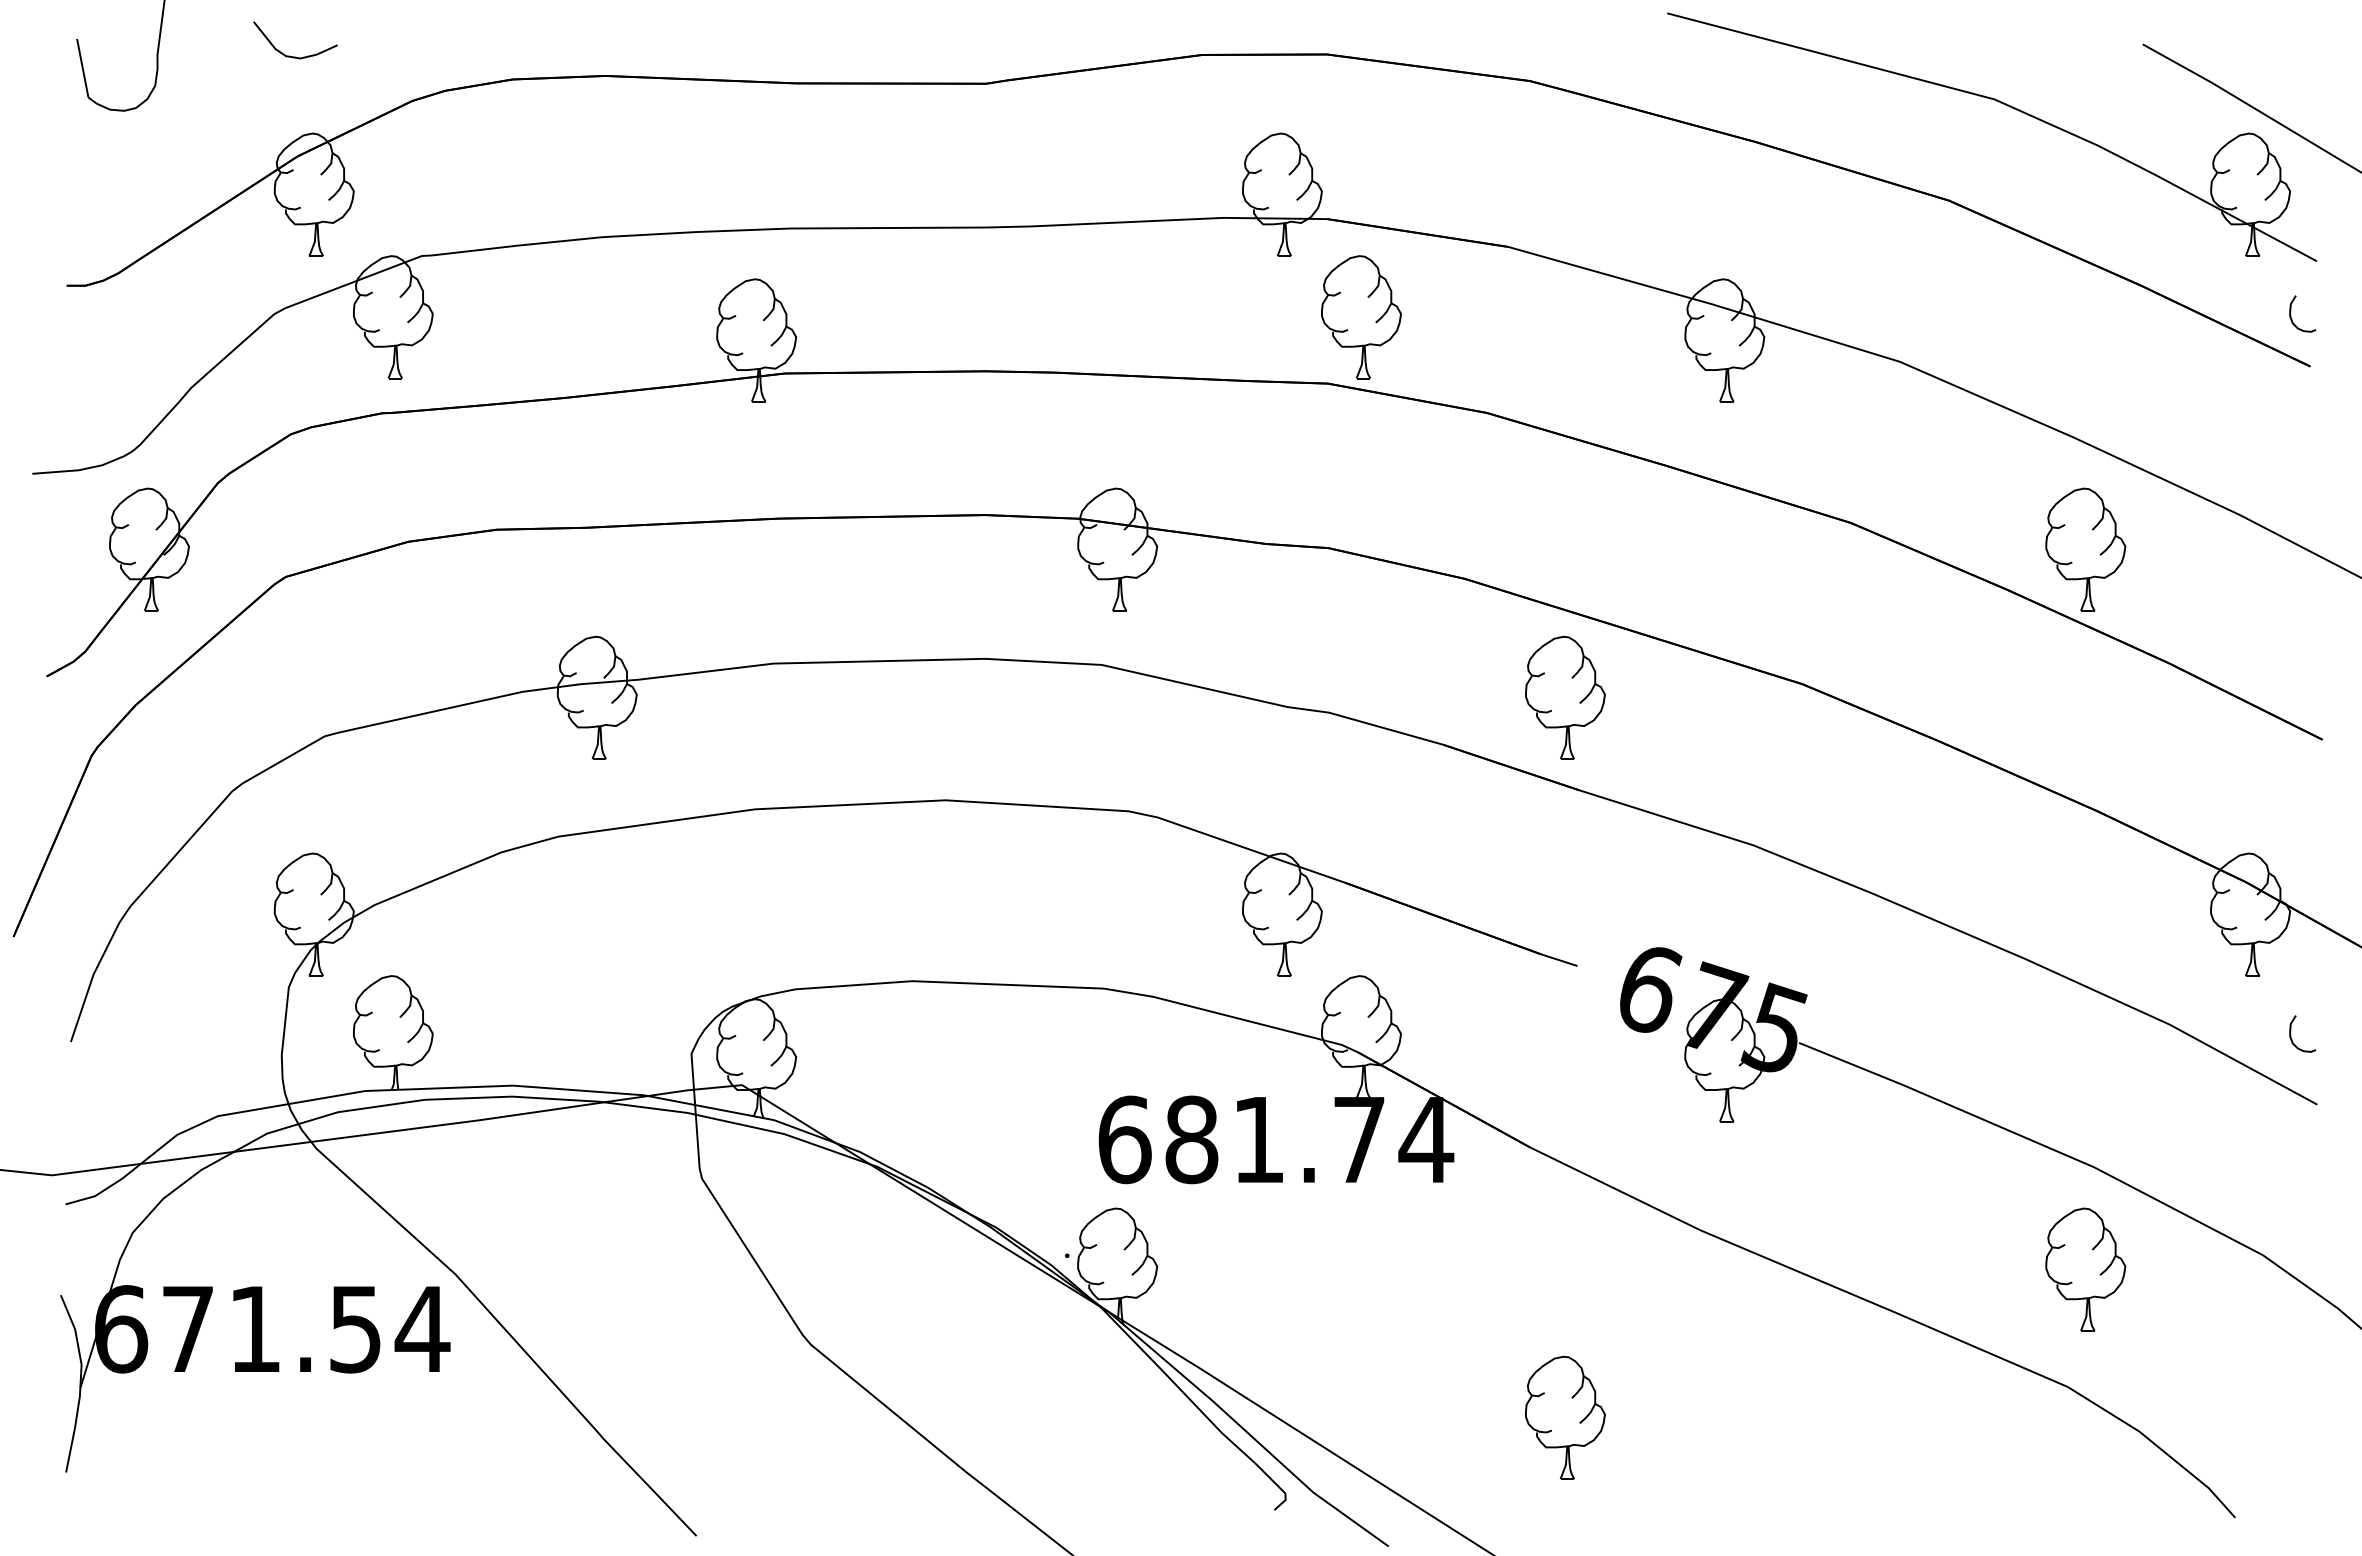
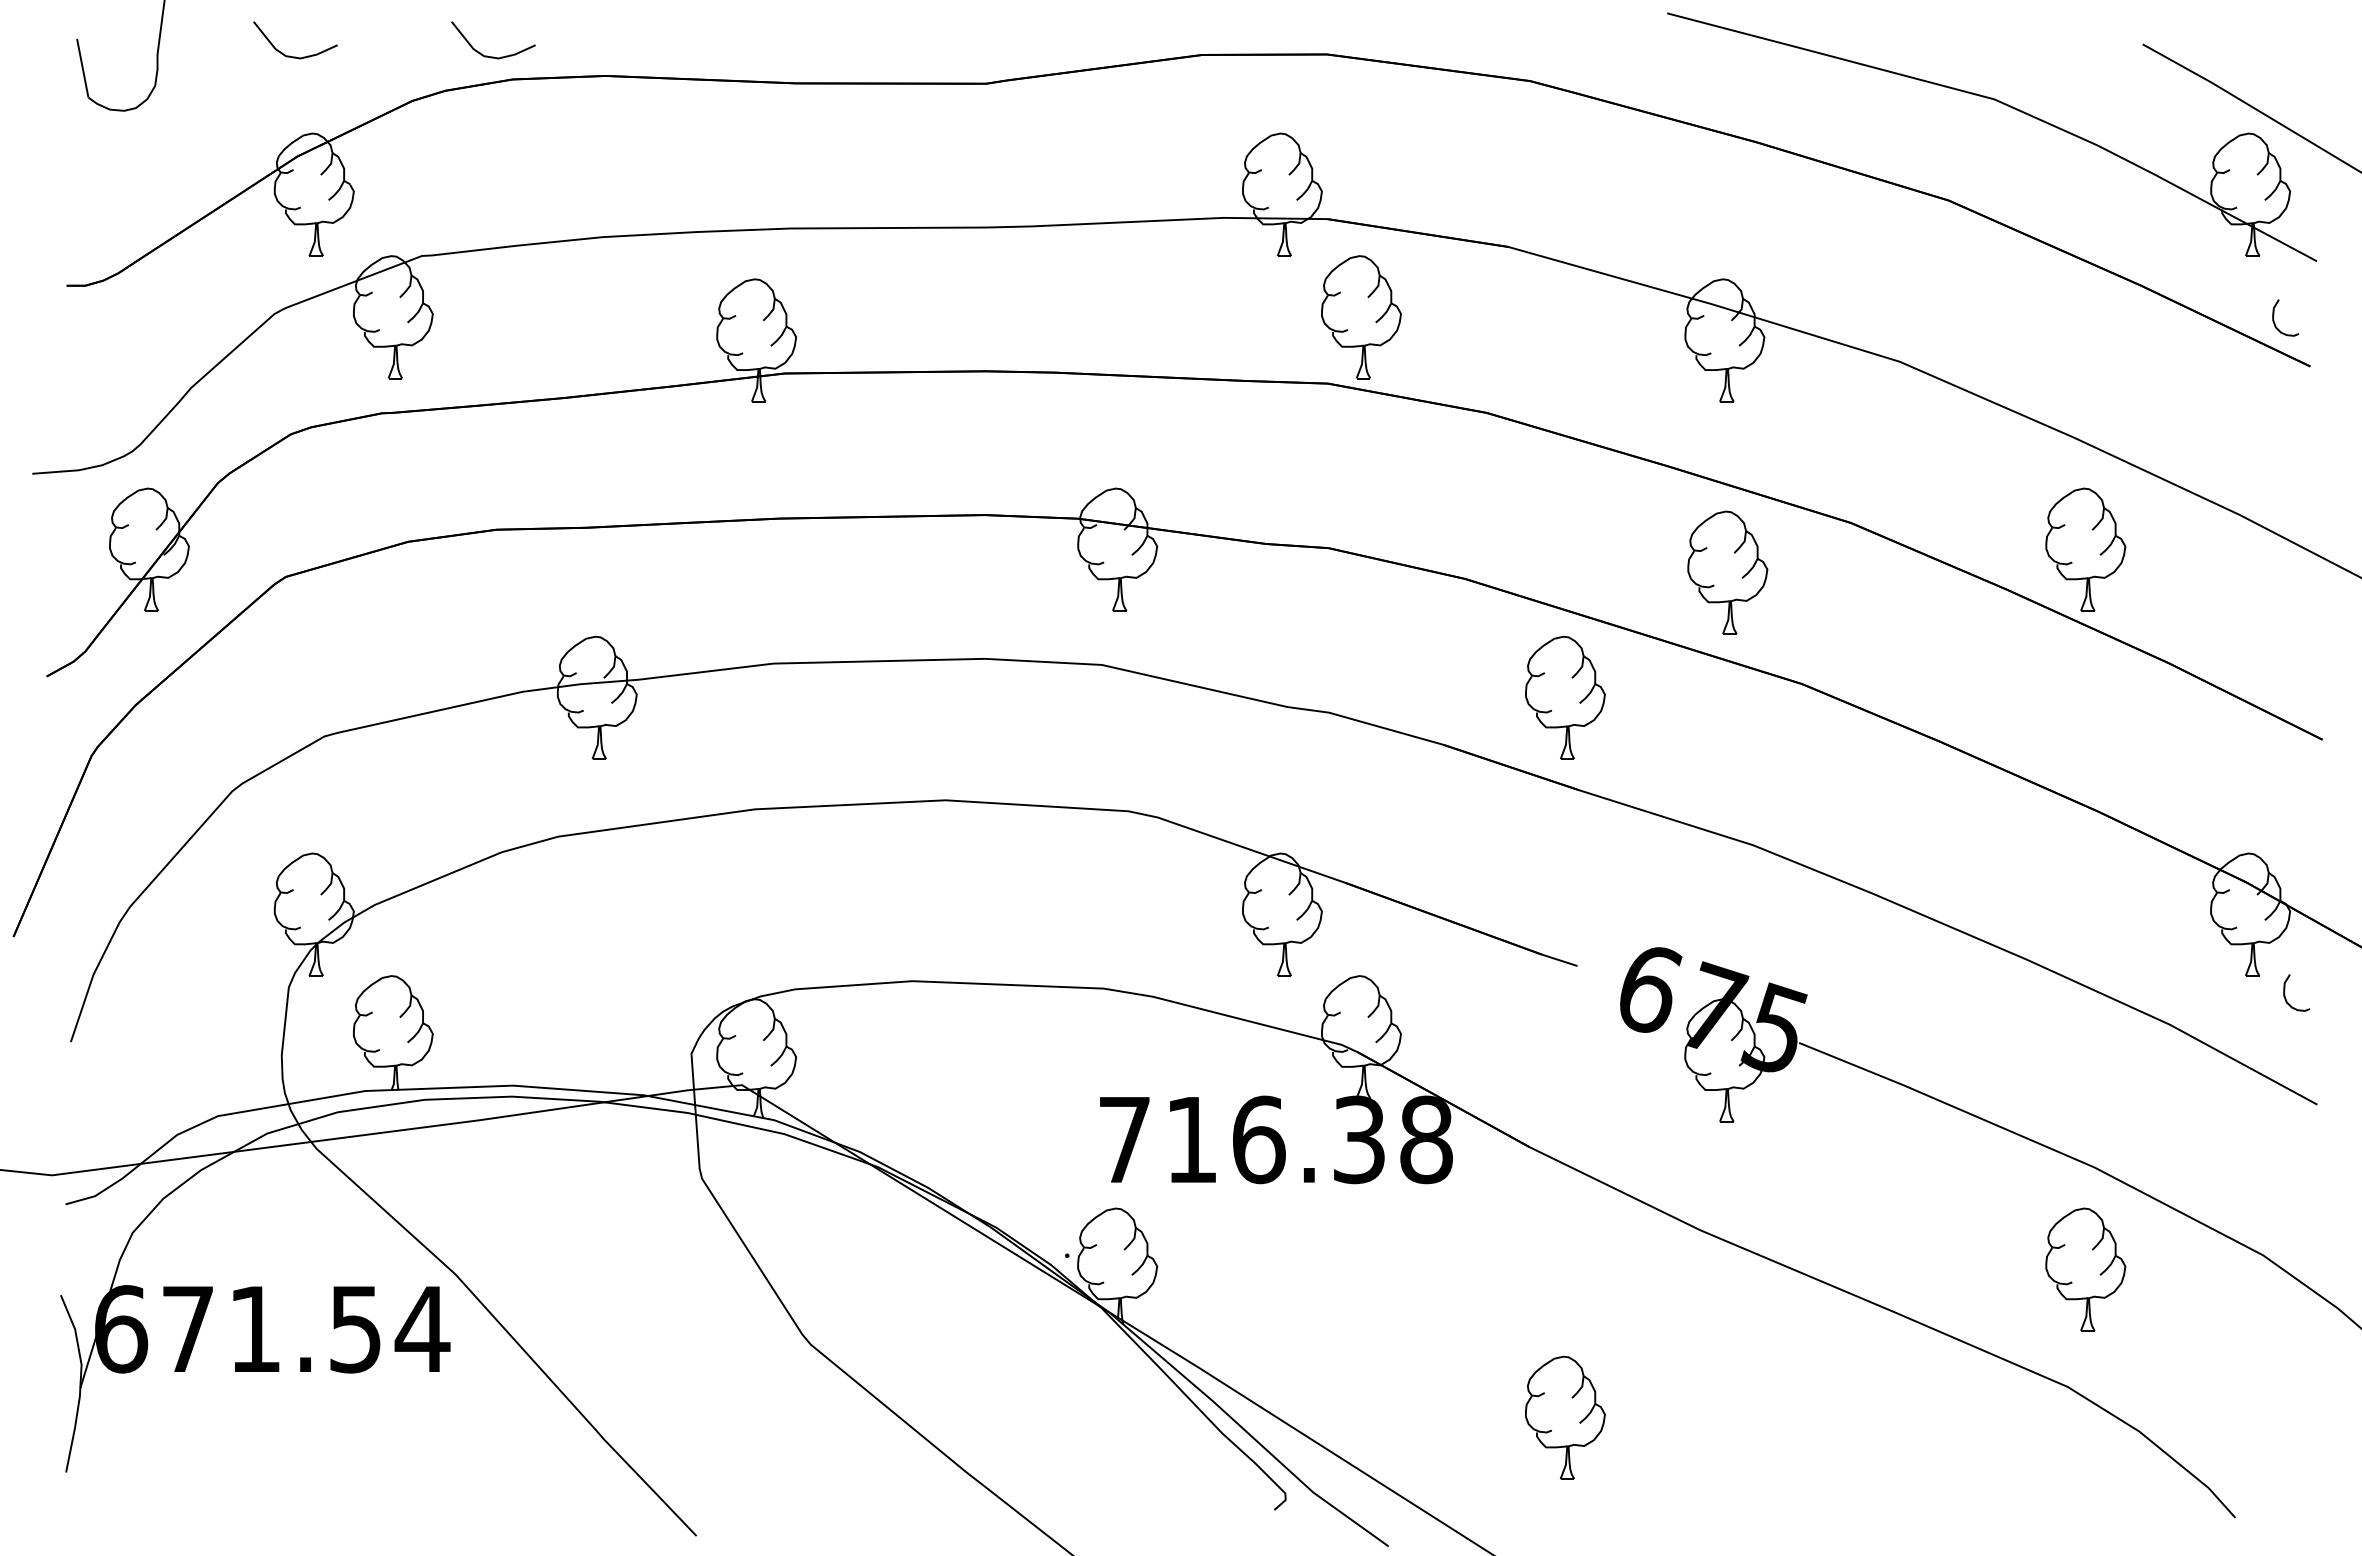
curve: none -> present (493, 56)
curve position: (2291, 313) -> (2274, 317) (2274, 317)
part: none -> present (1727, 572)
curve position: (2291, 1033) -> (2285, 992) (2285, 992)
text: 681.74 -> 716.38 (1276, 1139)
